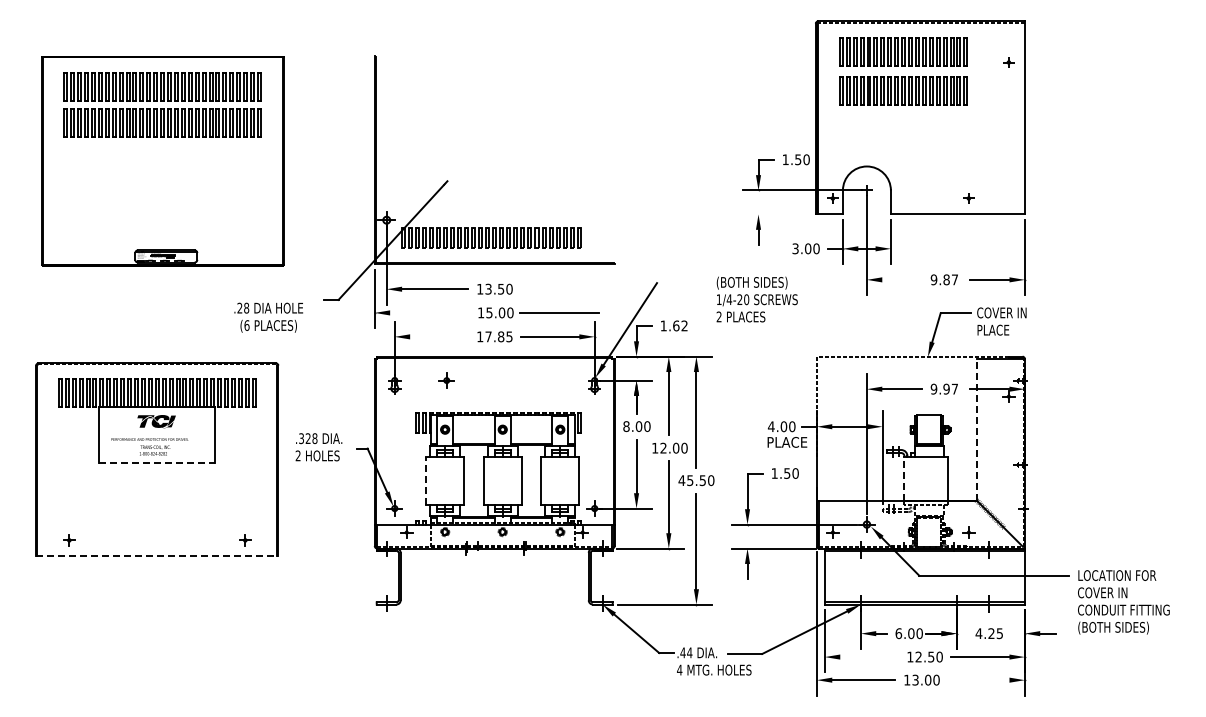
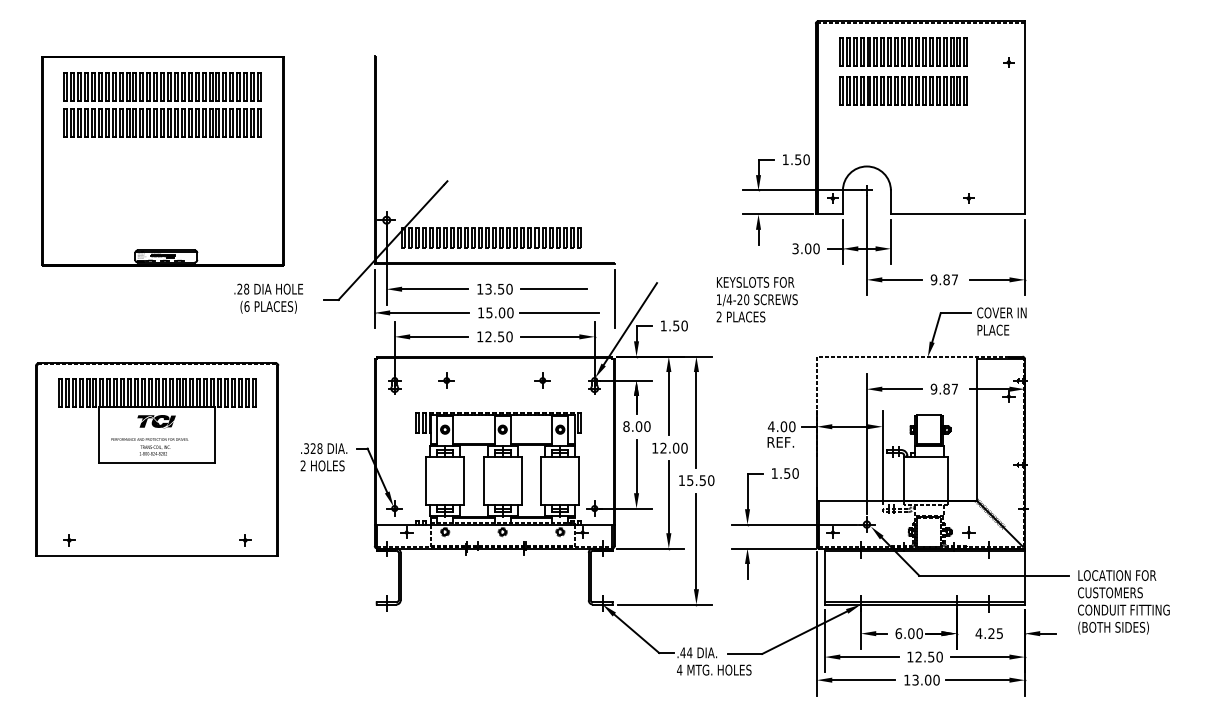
line: none -> present (777, 214)
line: none -> present (902, 279)
text: (BOTH SIDES) -> KEYSLOTS FOR (755, 282)
line: none -> present (554, 289)
line: none -> present (614, 298)
line: none -> present (429, 312)
text position: (268, 317) -> (268, 298) (268, 298)
text: 1.62 -> 1.50 (680, 325)
line: none -> present (439, 336)
text: 17.85 -> 12.50 (498, 336)
part: none -> present (542, 380)
text: 9.97 -> 9.87 (946, 389)
line: dashed -> solid (976, 429)
text: PLACE -> REF. (788, 442)
text position: (318, 447) -> (323, 457) (323, 457)
line: dashed -> solid (156, 463)
line: dashed -> solid (904, 477)
line: dashed -> solid (426, 480)
text: 45.50 -> 15.50 (681, 480)
line: dashed -> solid (157, 556)
text: COVER IN -> CUSTOMERS (1113, 592)
line: none -> present (869, 657)
line: none -> present (977, 680)
